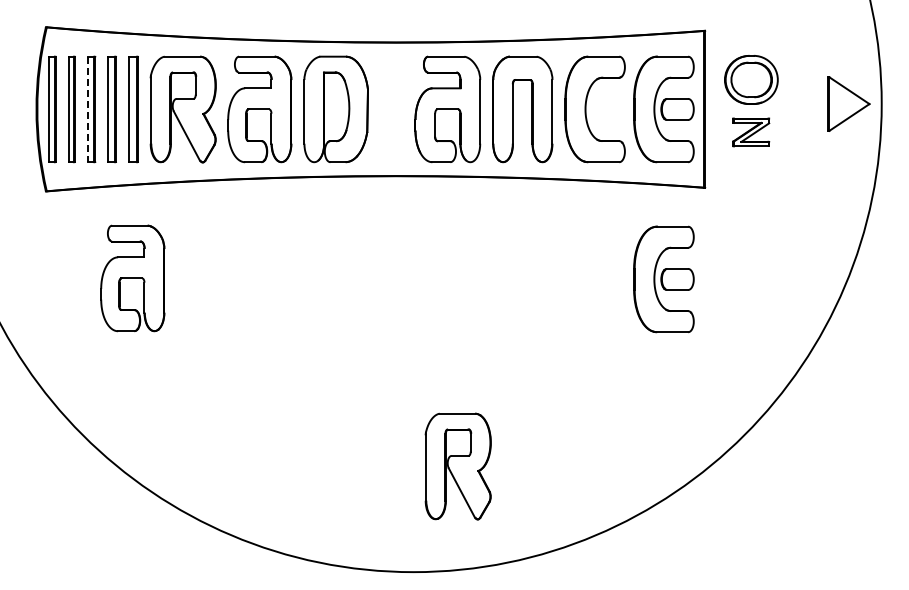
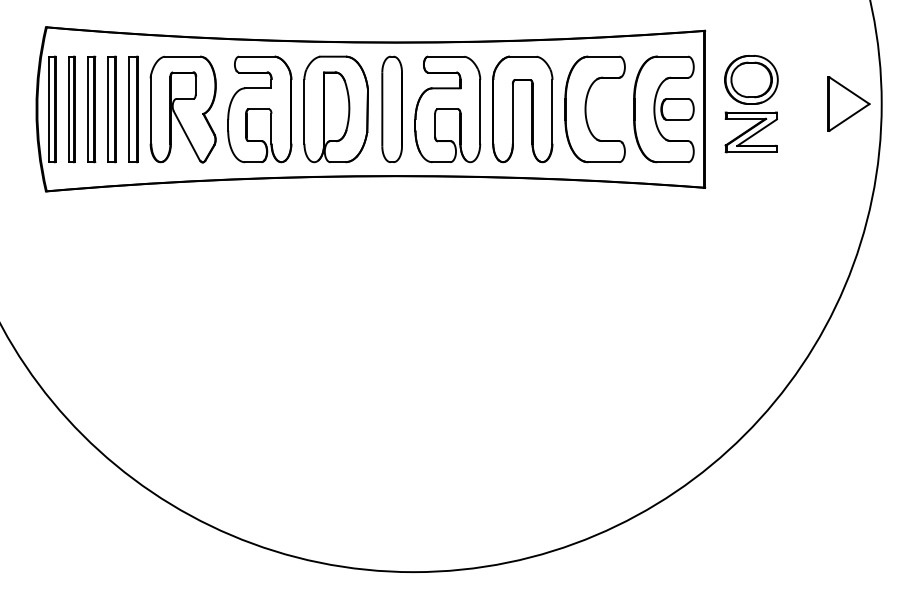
part: none -> present (391, 108)
line: dashed -> solid (87, 109)
part size: 39x31 px -> 54x43 px (750, 132)
part: present -> none (132, 278)
part: present -> none (663, 279)
part: present -> none (457, 466)
